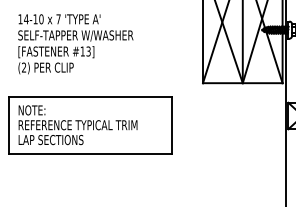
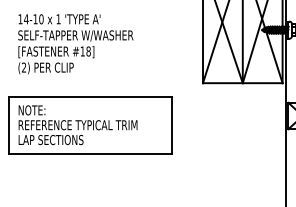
text: 7 -> 1 (58, 19)
text: #13] -> #18] (88, 51)
